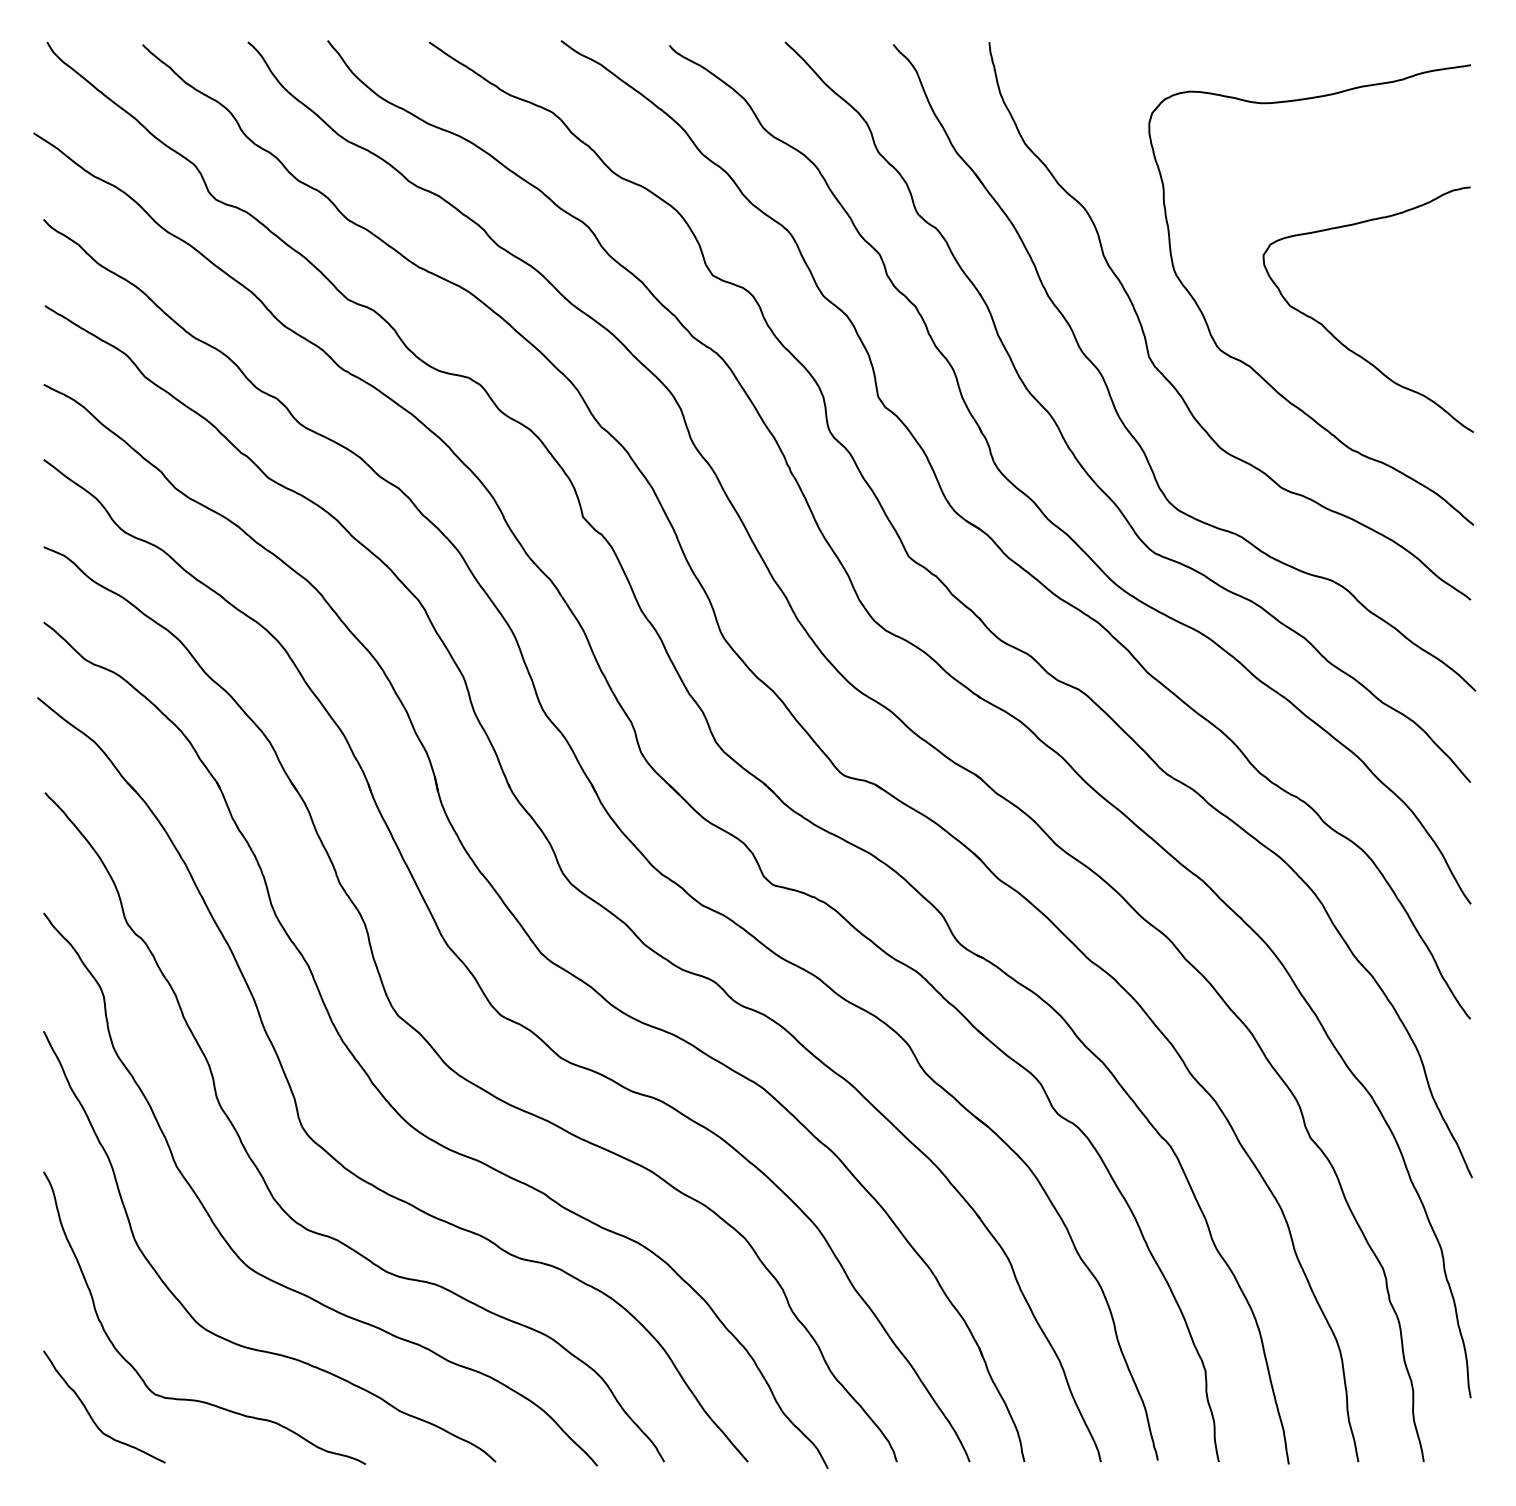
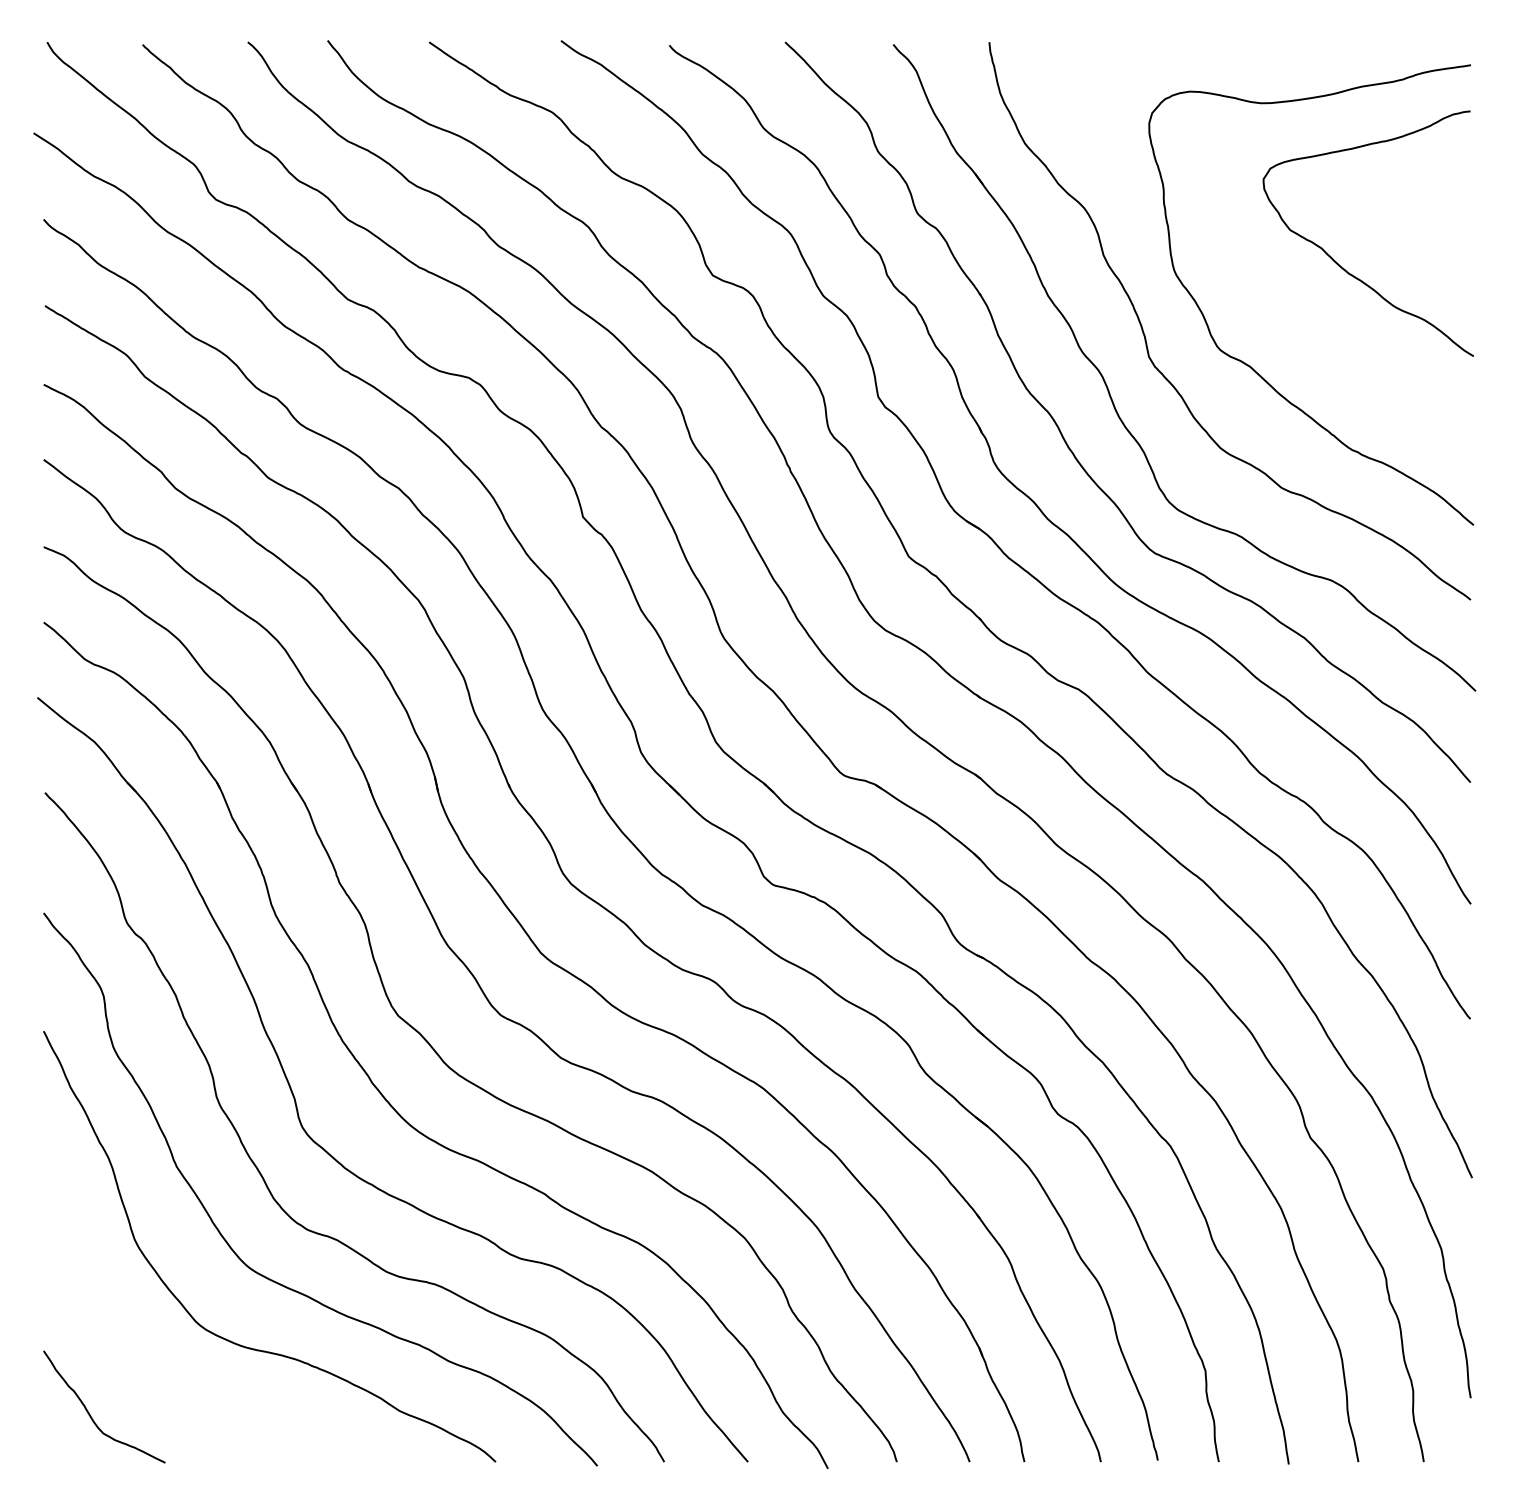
curve position: (1343, 343) -> (1343, 267) (1343, 267)
curve: present -> none (196, 1399)
